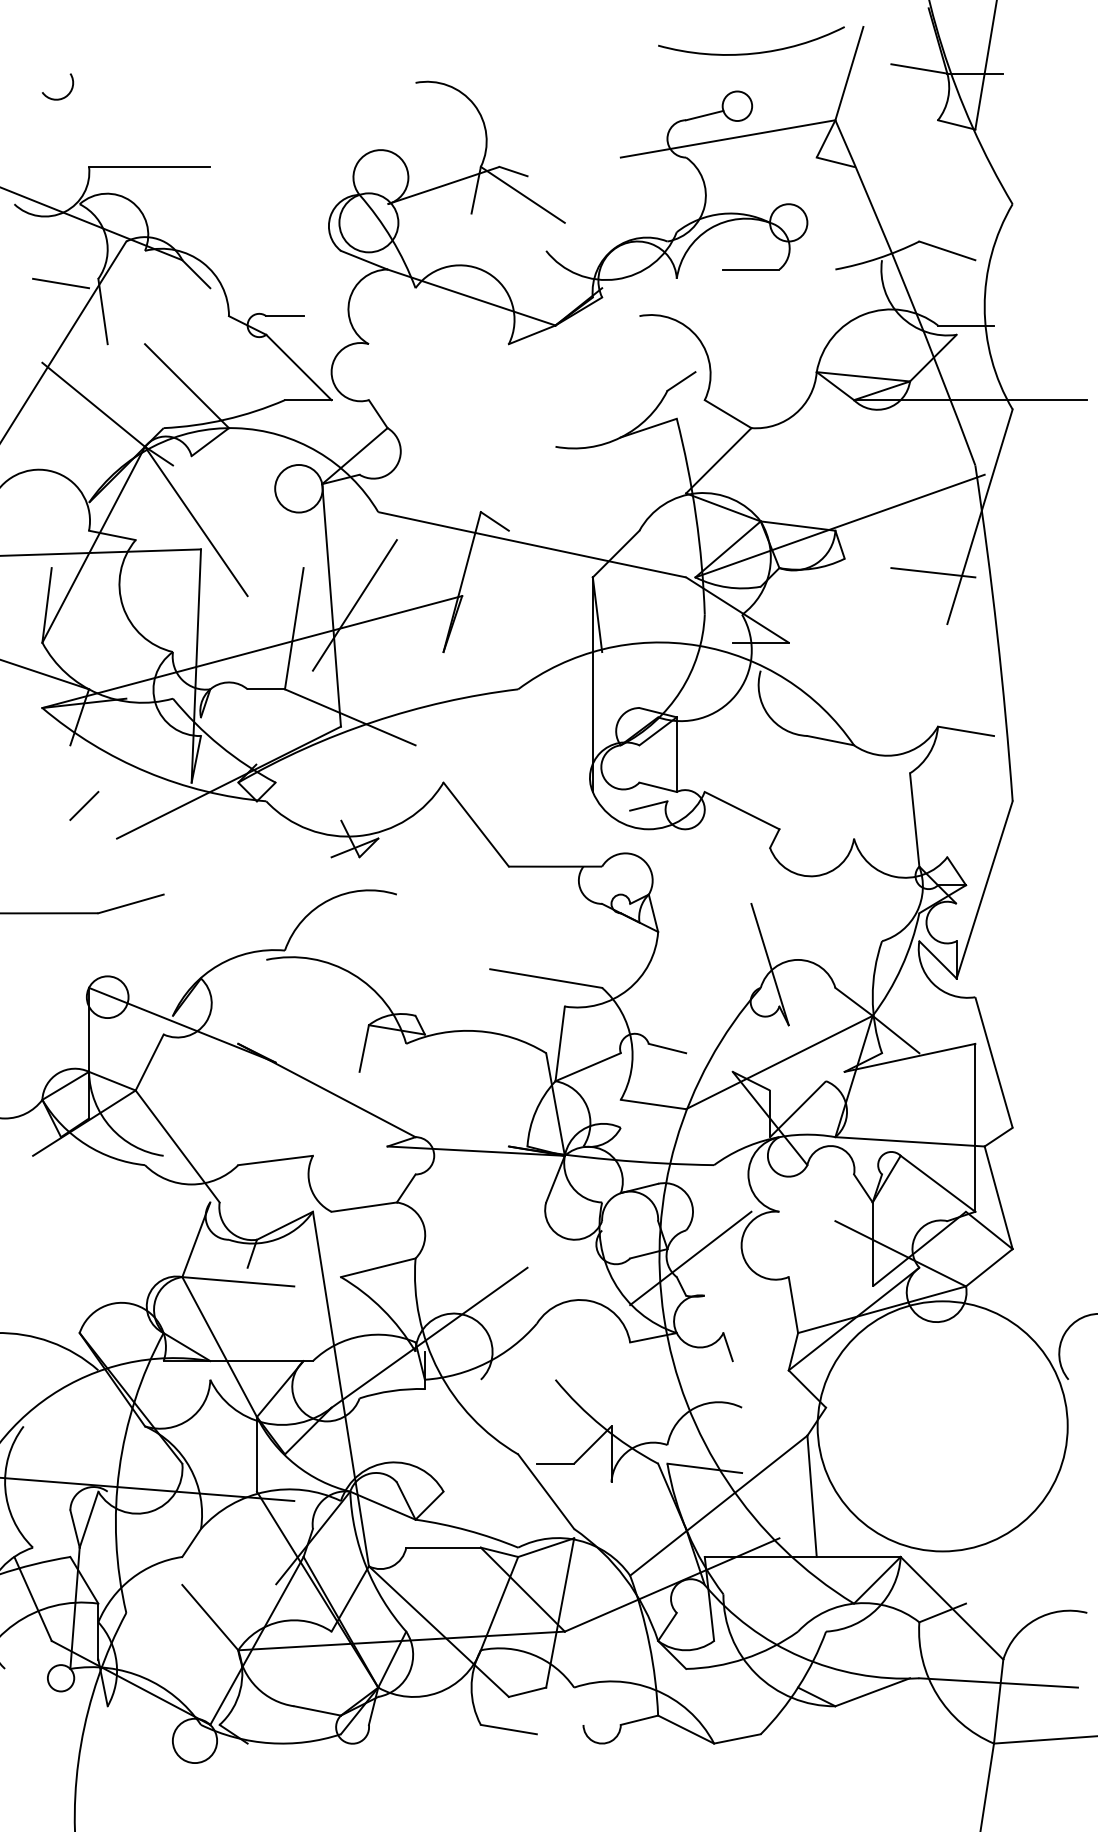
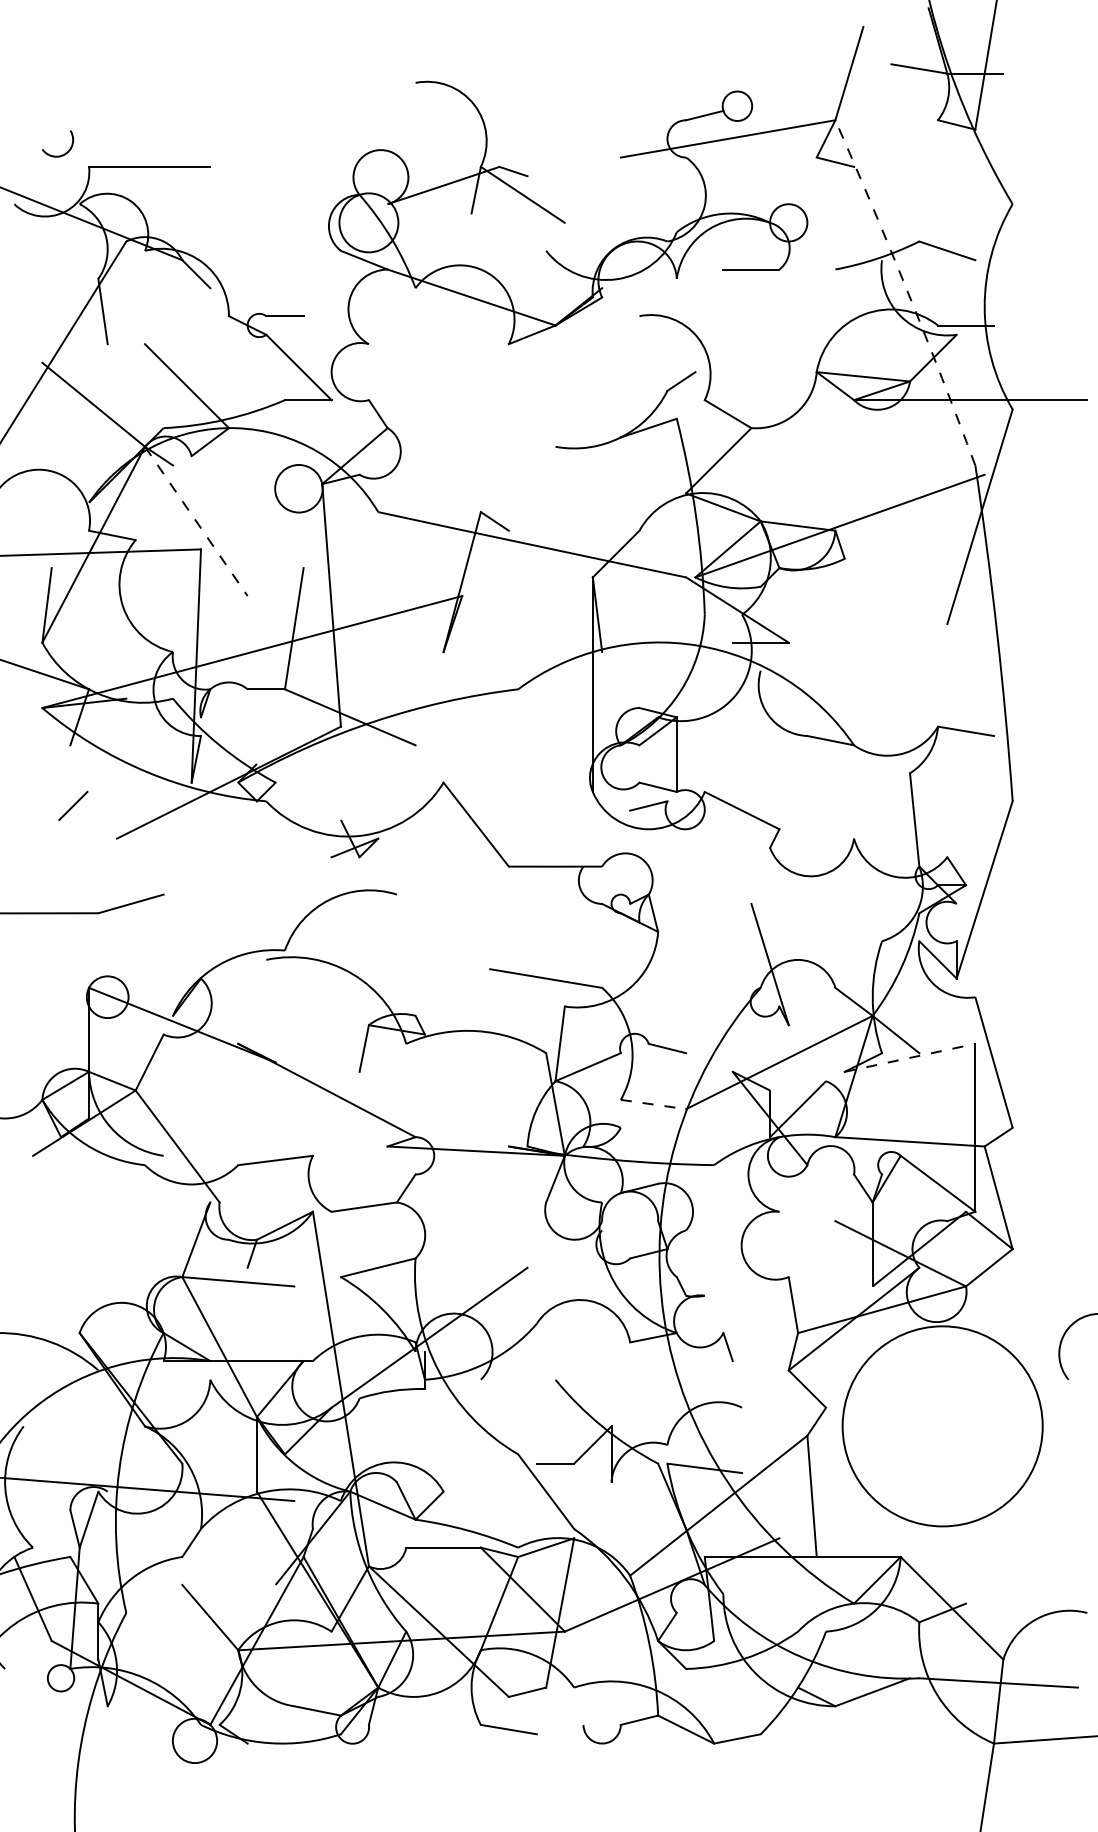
arc: present -> none (751, 52)
arc position: (65, 95) -> (65, 152) (65, 152)
line: present -> none (61, 283)
arc: solid -> dashed (907, 291)
line: solid -> dashed (196, 521)
line: present -> none (933, 572)
line: present -> none (354, 605)
line position: (84, 805) -> (73, 805) (73, 805)
line: solid -> dashed (910, 1057)
line: solid -> dashed (653, 1104)
line: present -> none (690, 1258)
circle diameter: 250 px -> 200 px (942, 1426)
